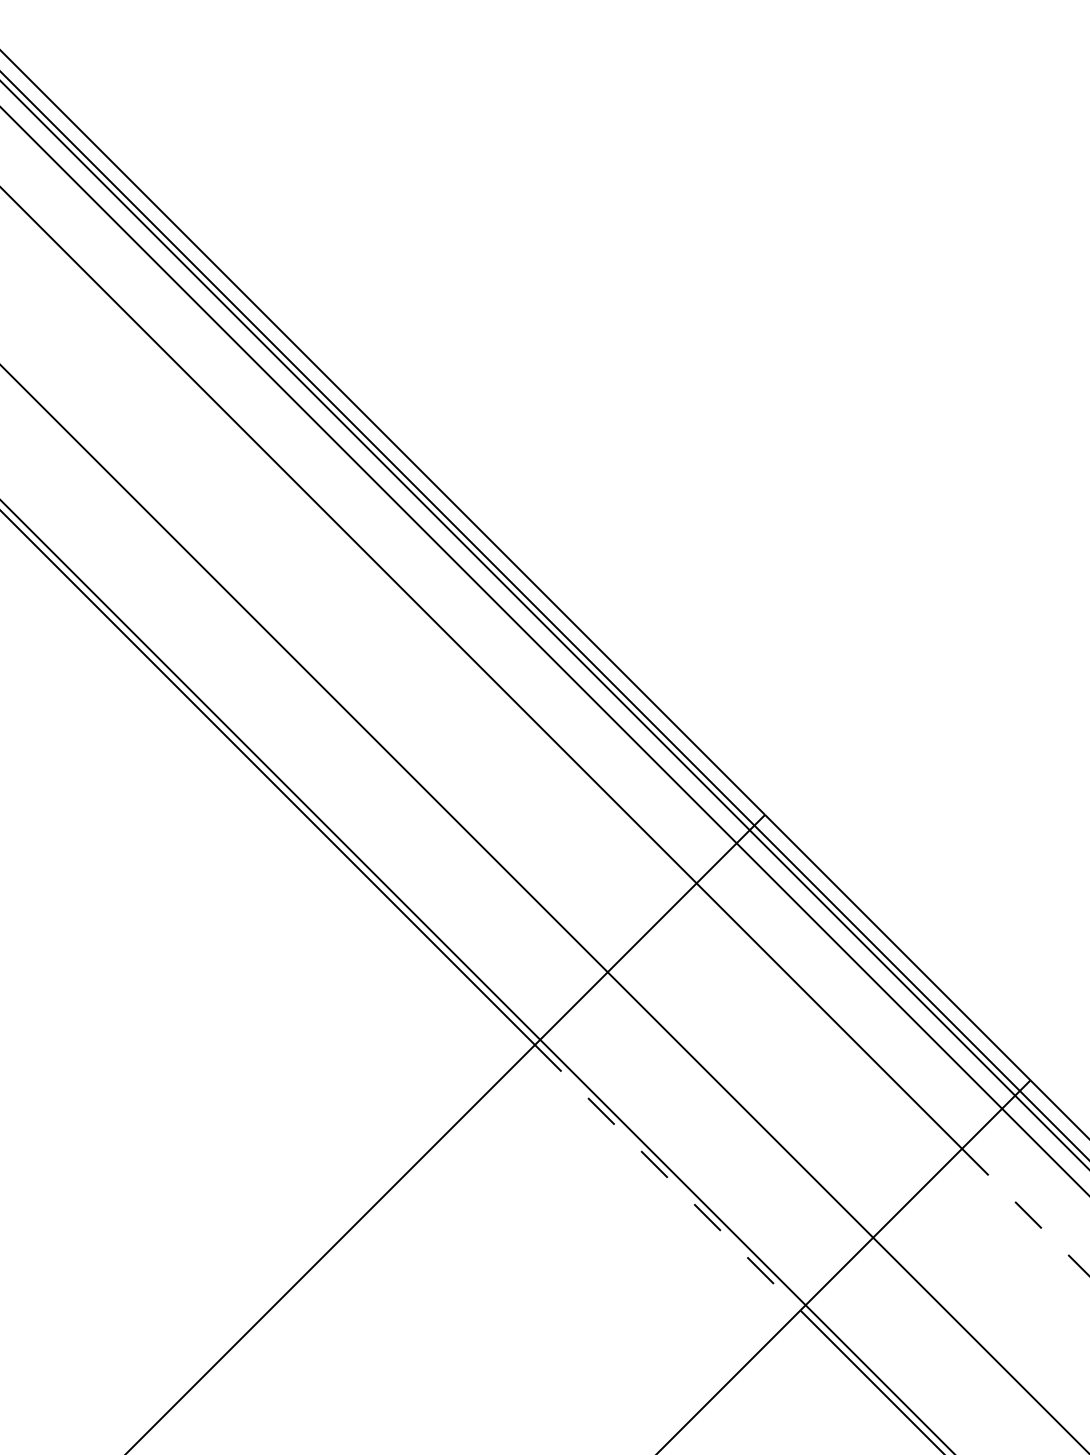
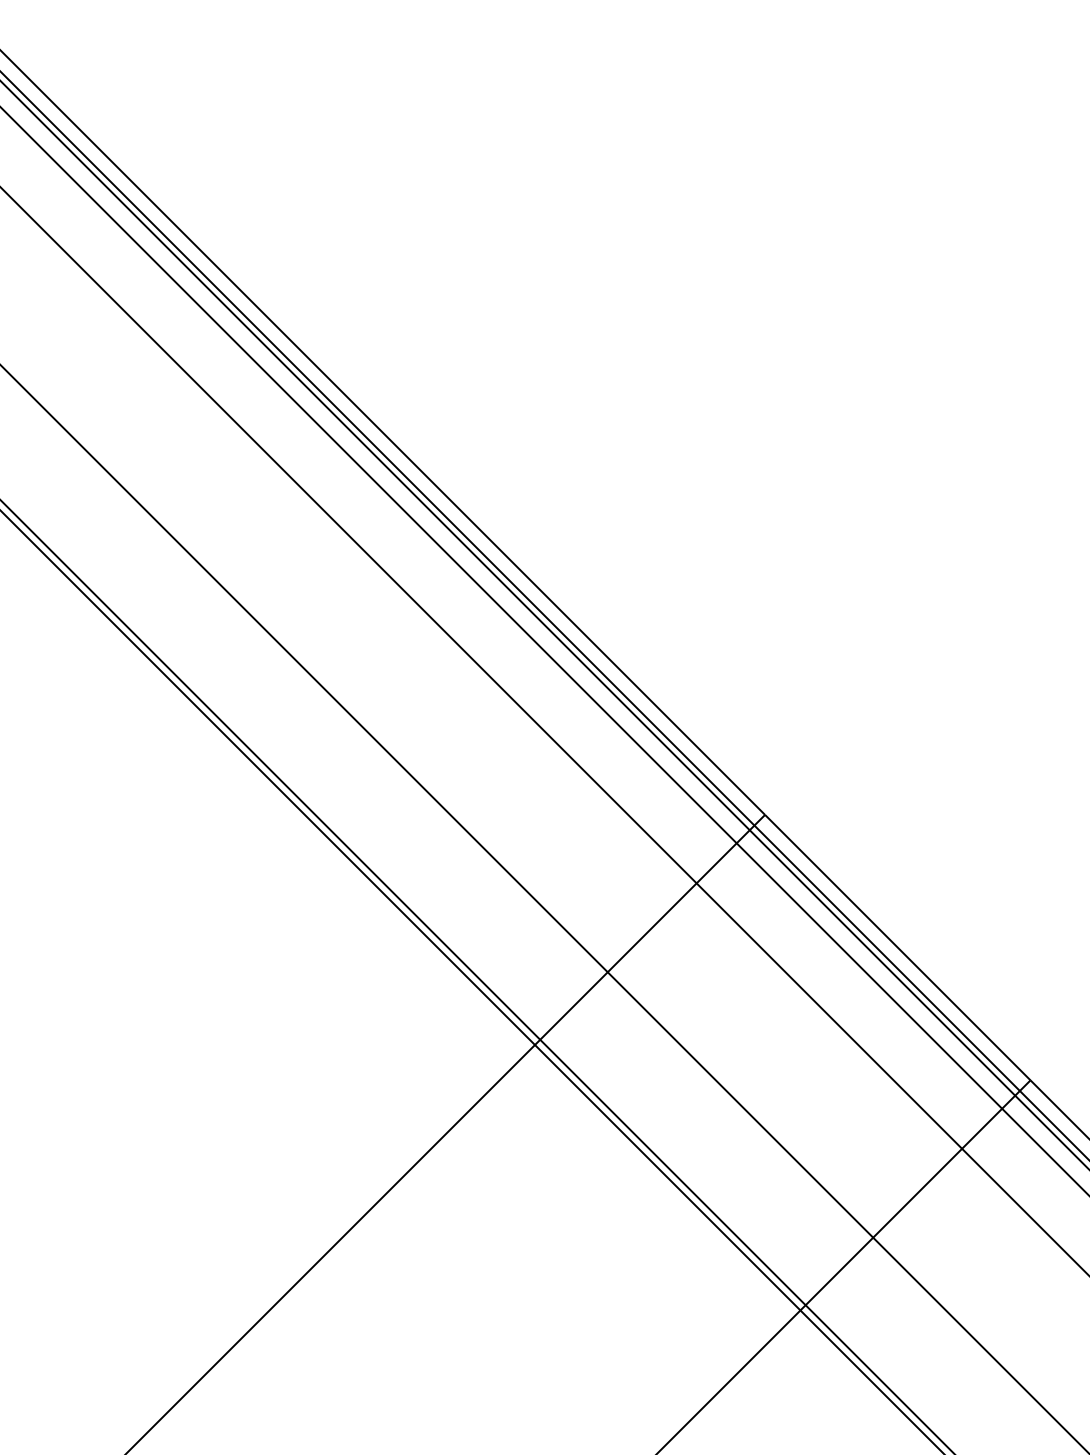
line: dashed -> solid (667, 1177)
line: dashed -> solid (1026, 1213)
